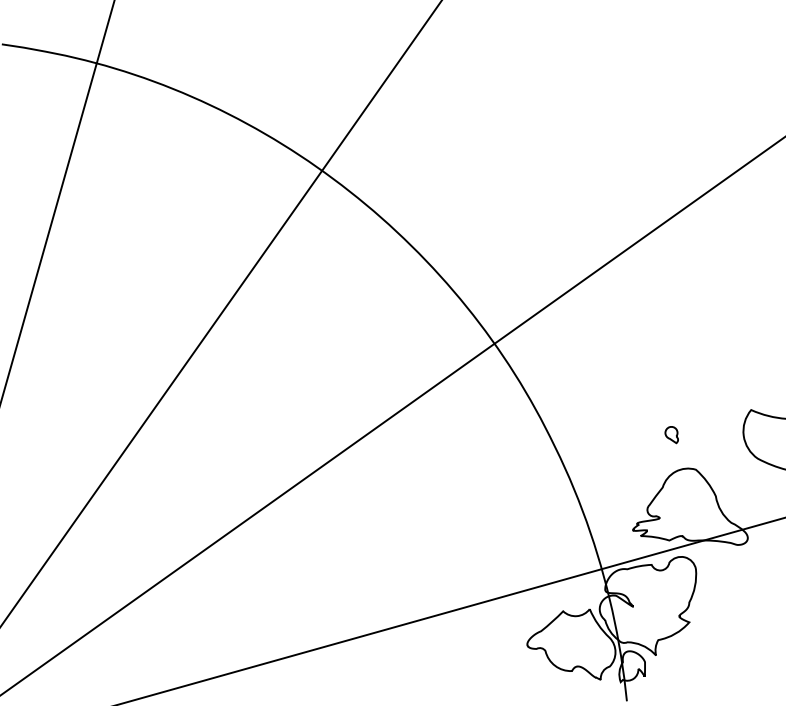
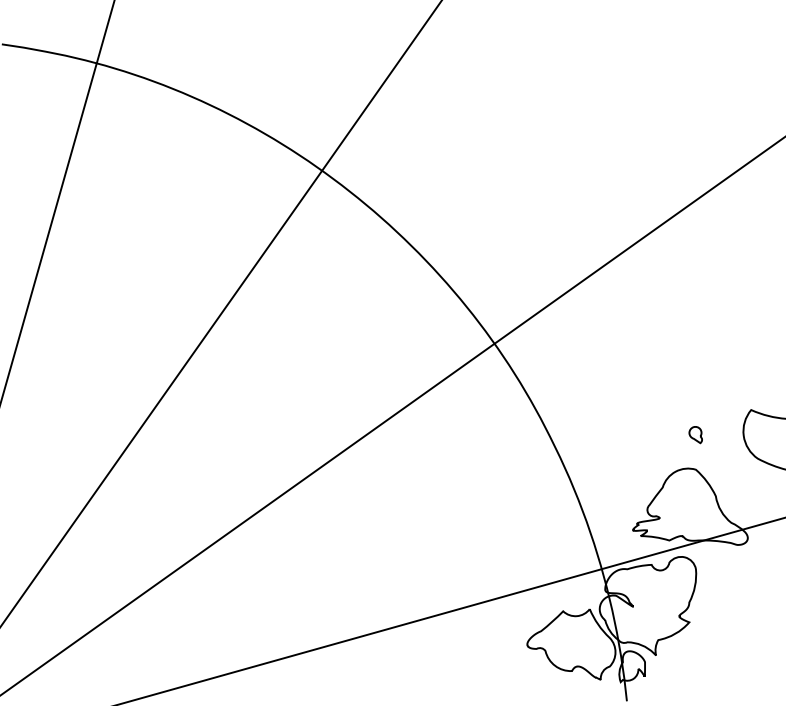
part position: (671, 435) -> (695, 435) (695, 435)
